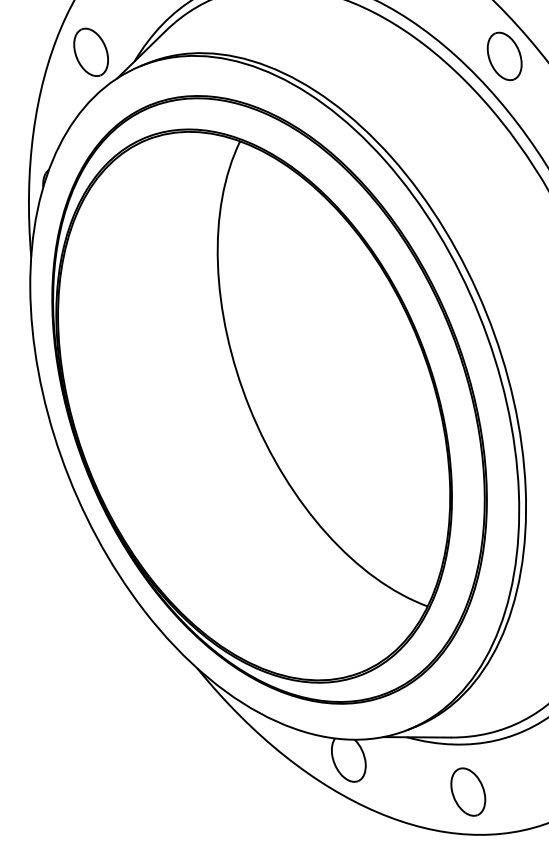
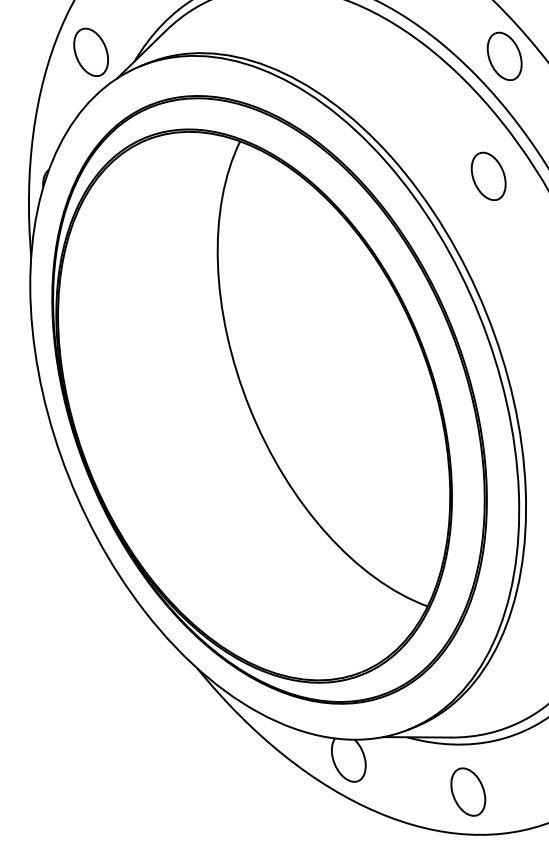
part: none -> present (488, 176)
